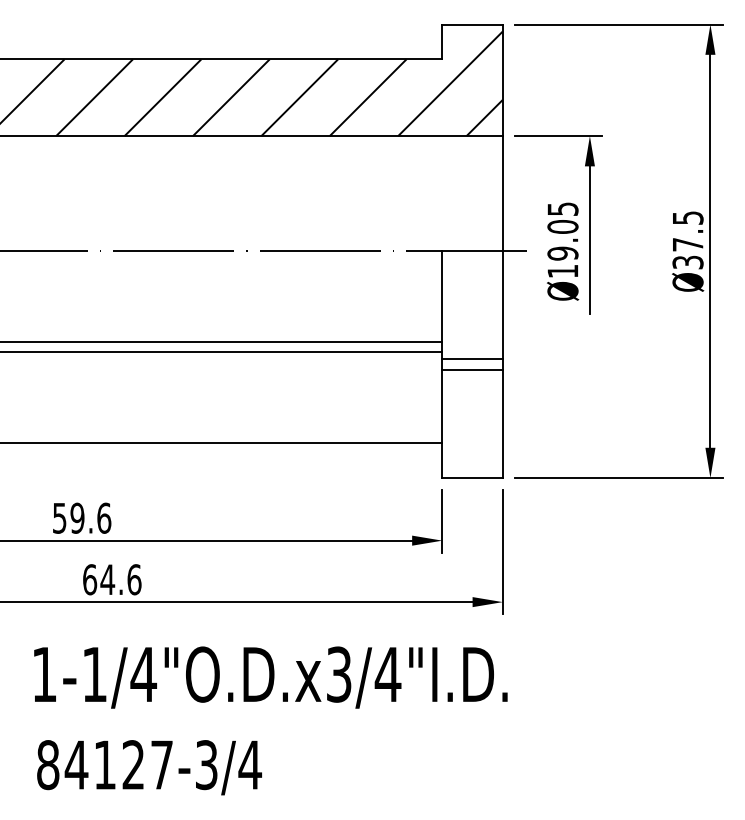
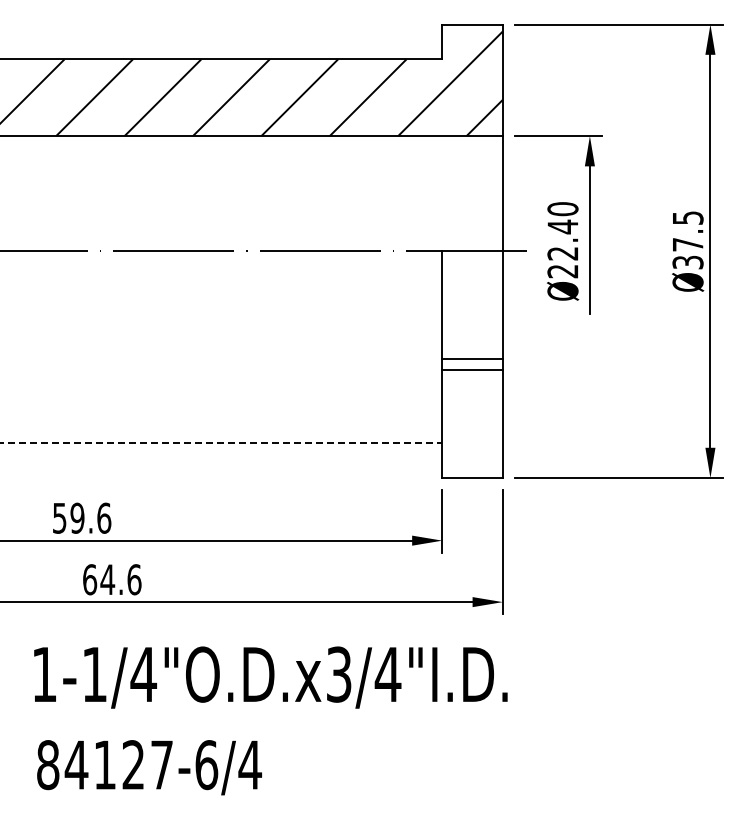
text: Ø19.05 -> Ø22.40 (562, 240)
line: present -> none (222, 342)
line: present -> none (222, 352)
line: solid -> dashed (221, 443)
text: 84127-3/4 -> 84127-6/4 (206, 765)
